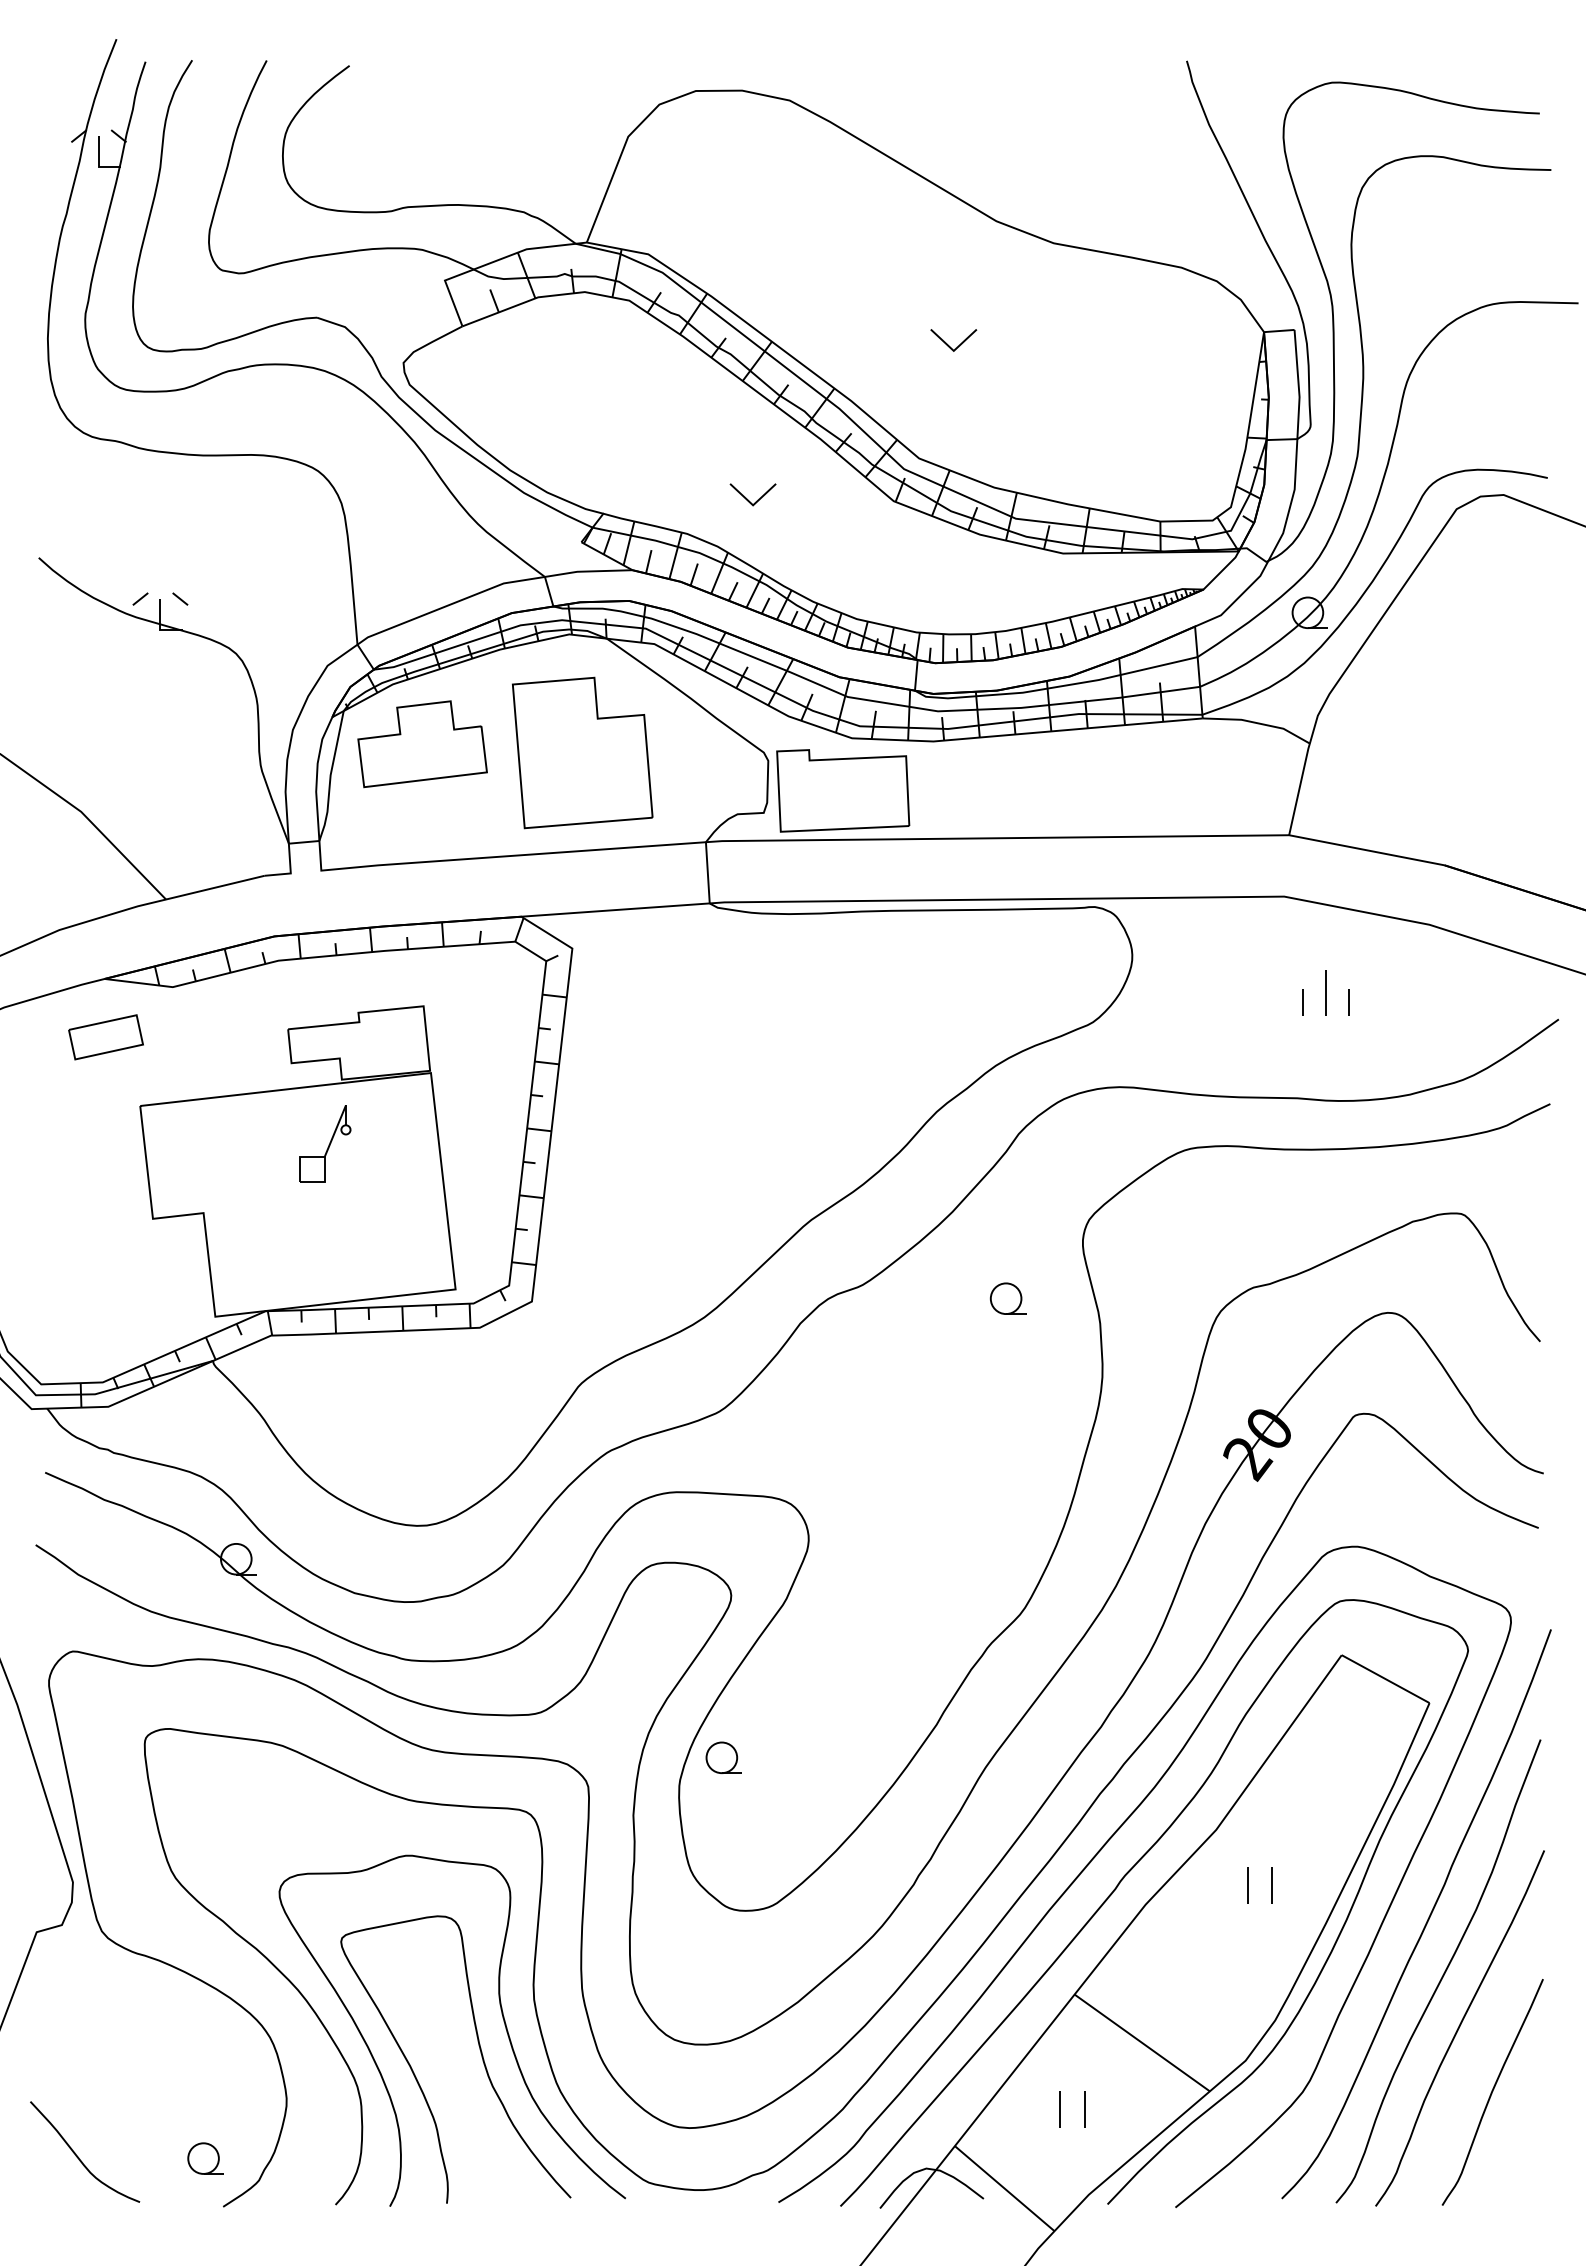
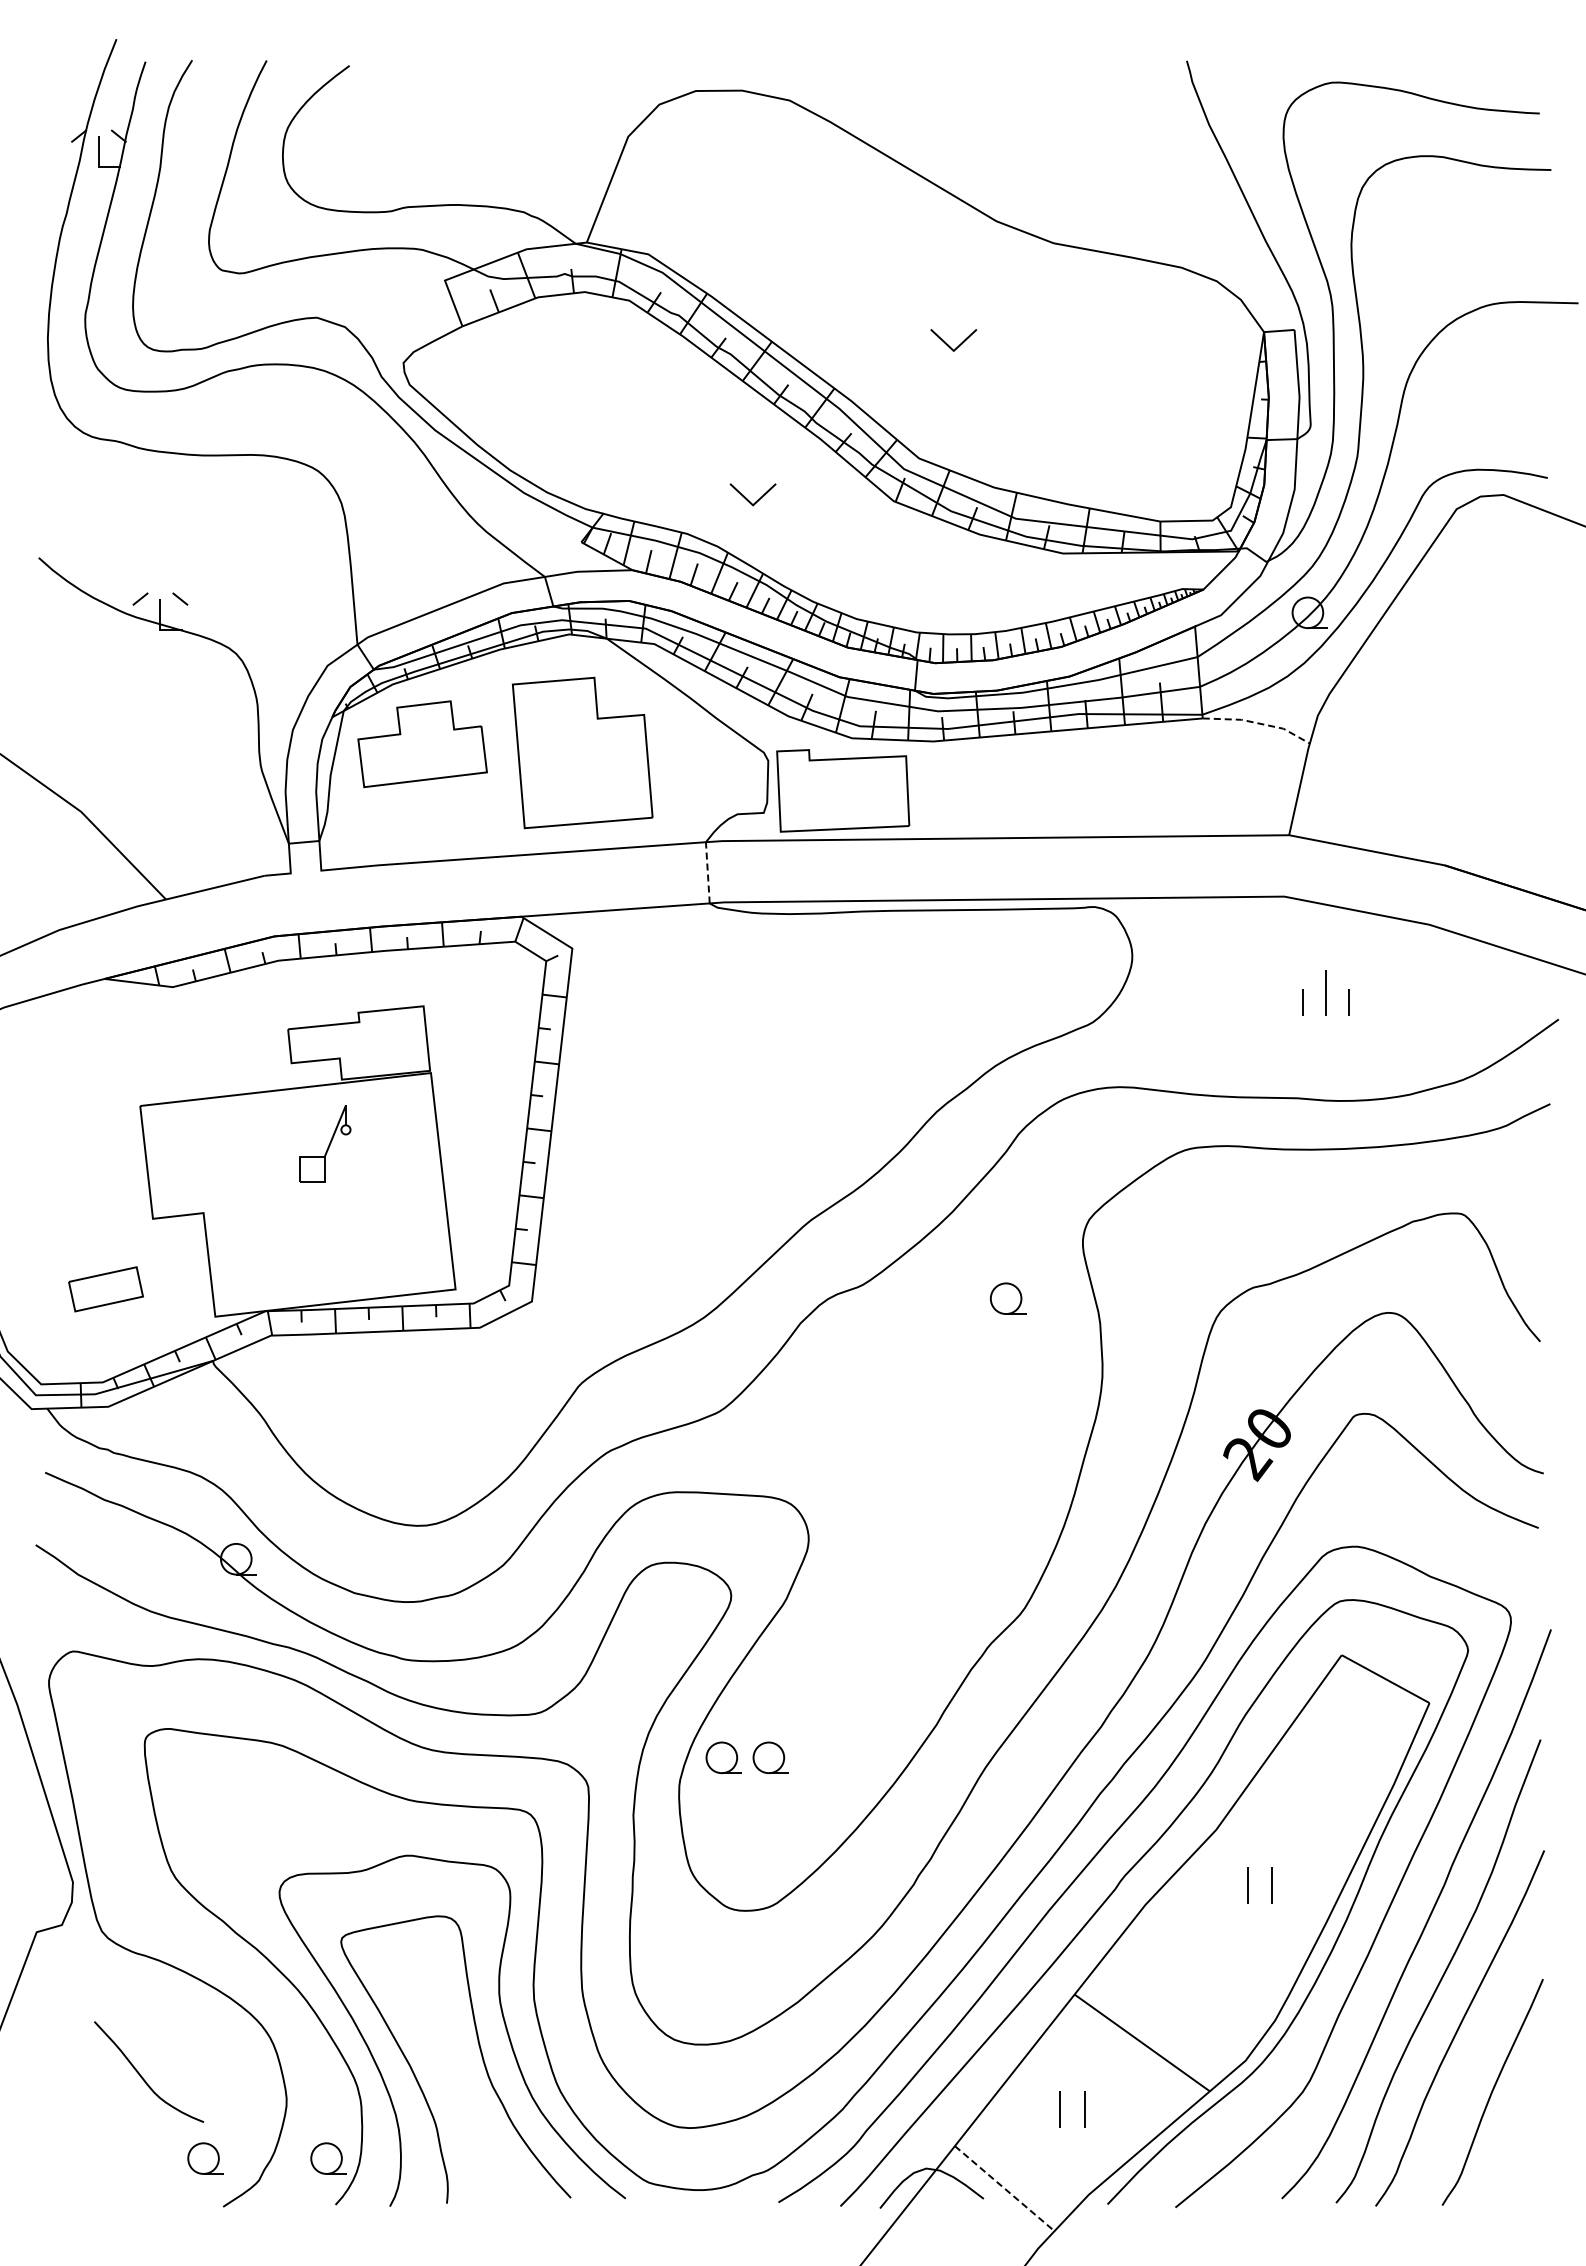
line: solid -> dashed (1259, 723)
line: solid -> dashed (707, 872)
part position: (105, 1037) -> (105, 1289) (105, 1289)
part: none -> present (770, 1757)
curve position: (79, 2157) -> (143, 2077) (143, 2077)
part: none -> present (328, 2158)
line: solid -> dashed (1005, 2188)
